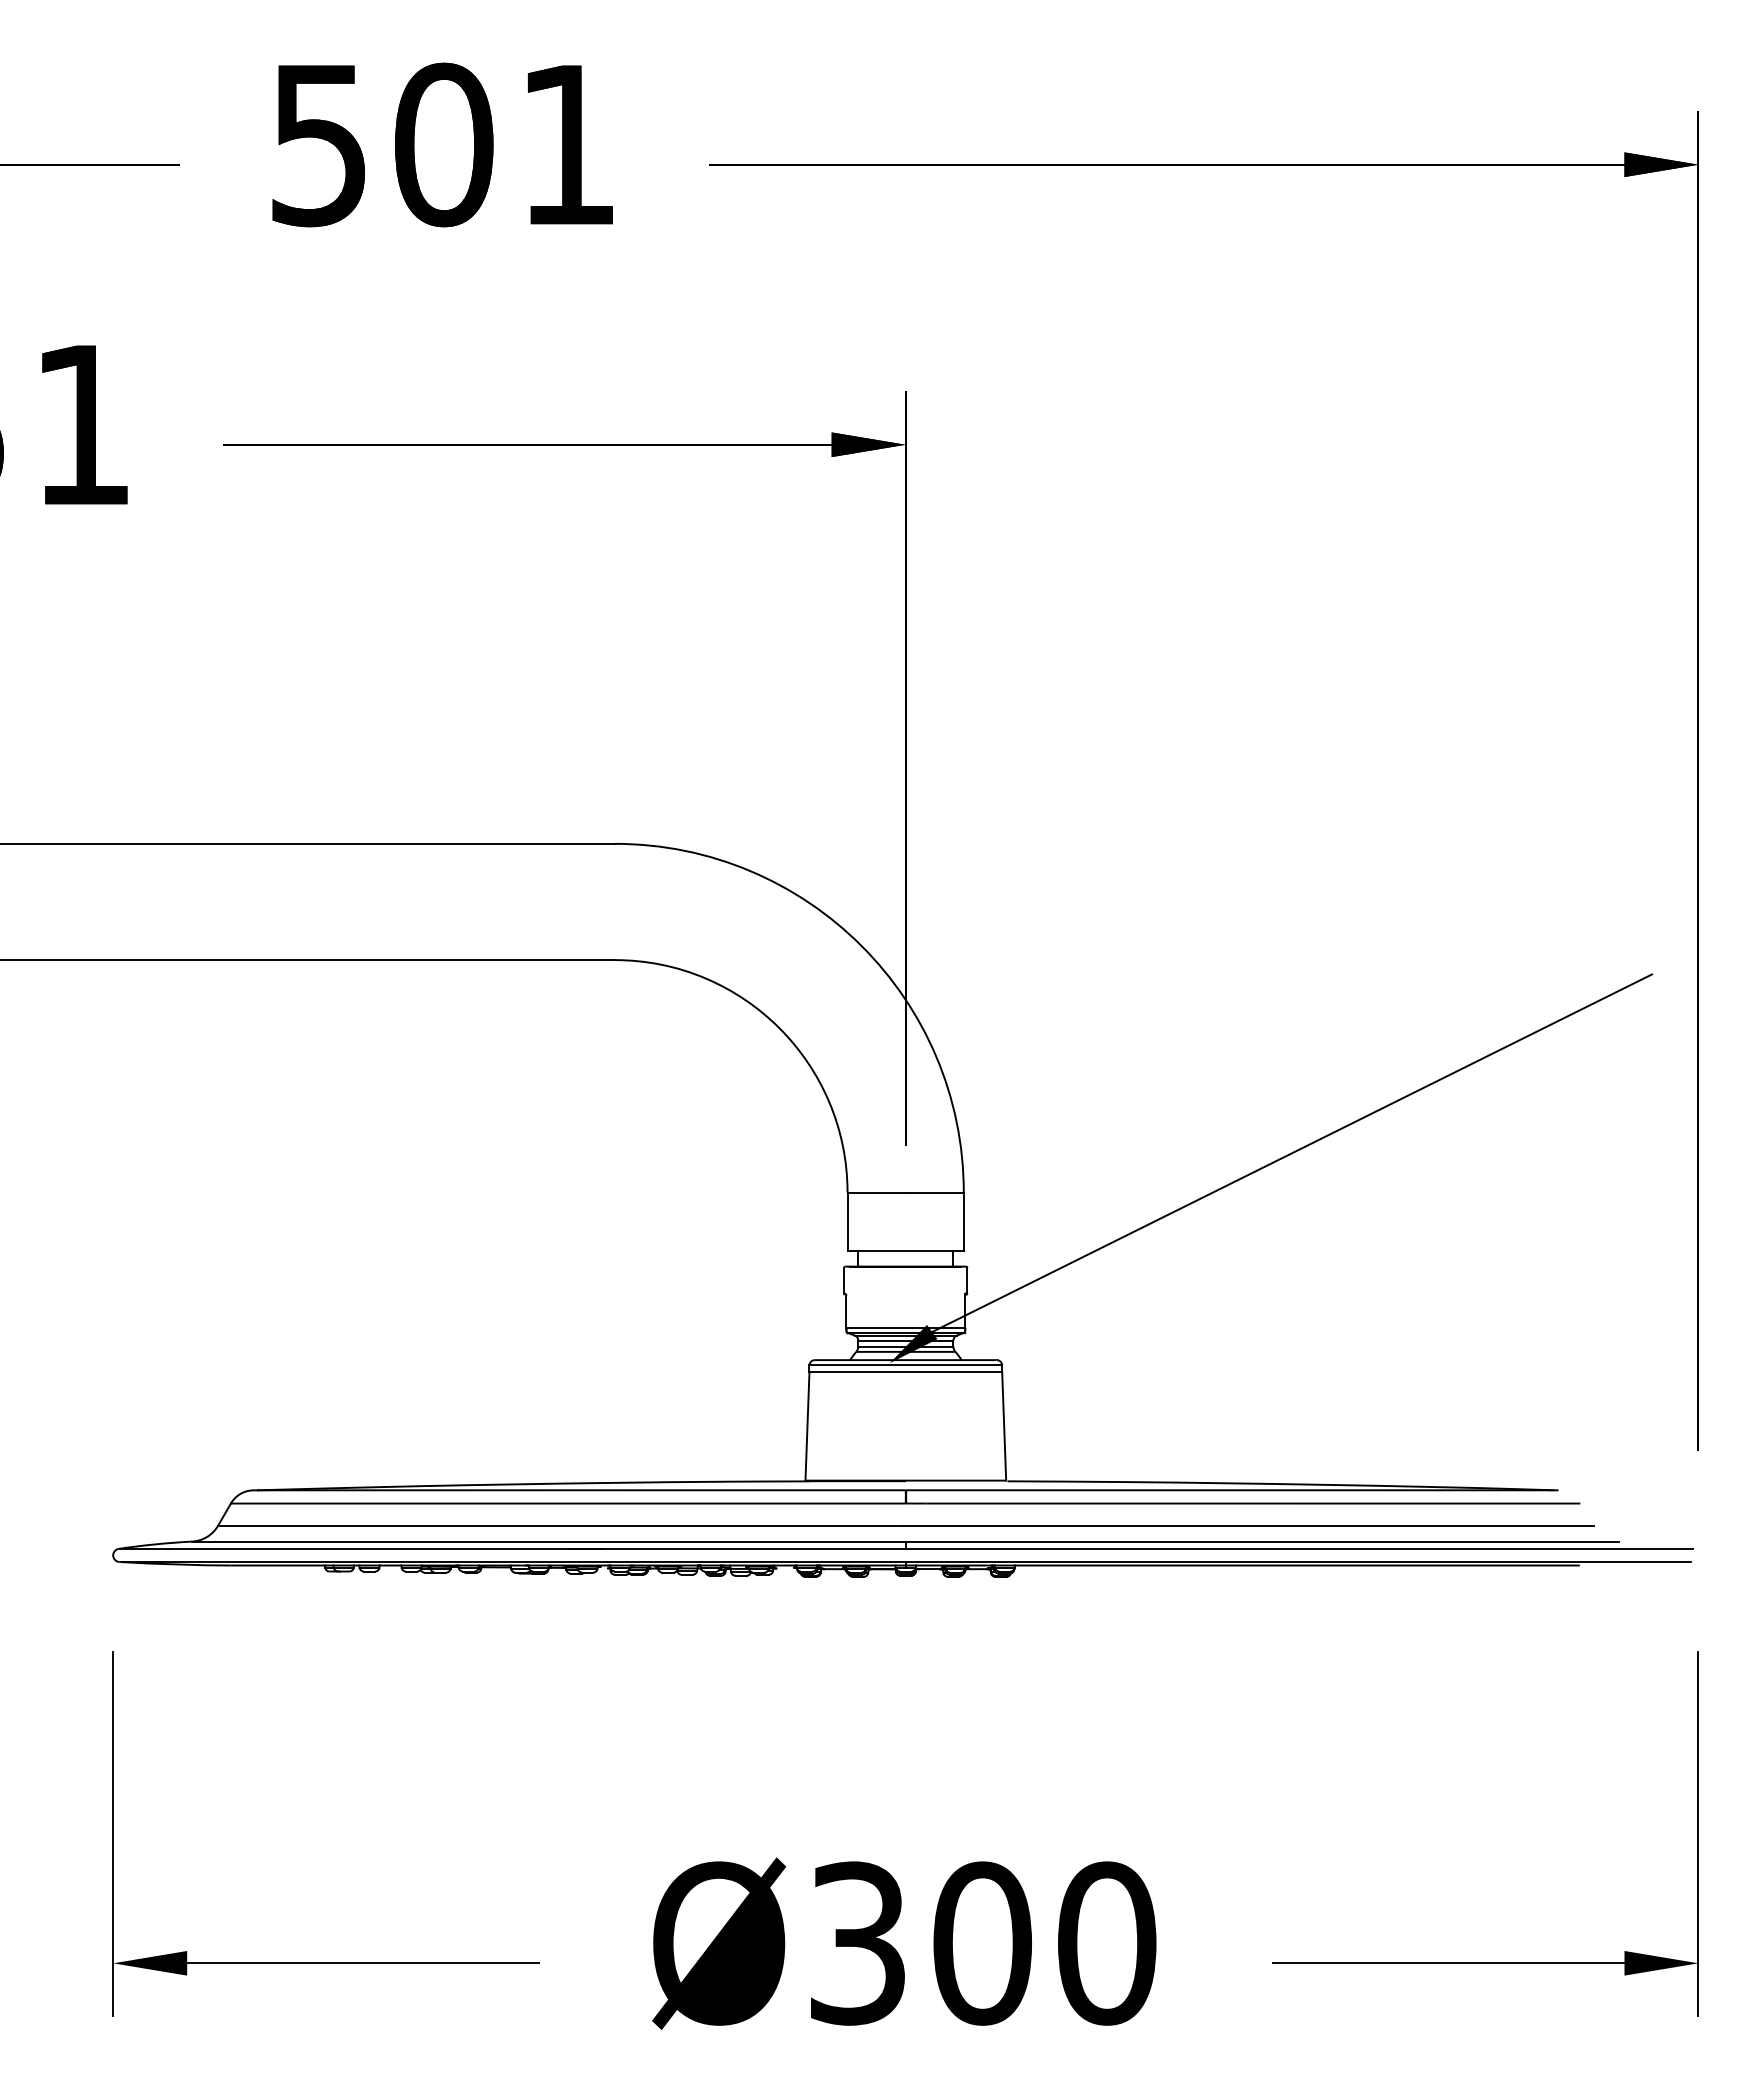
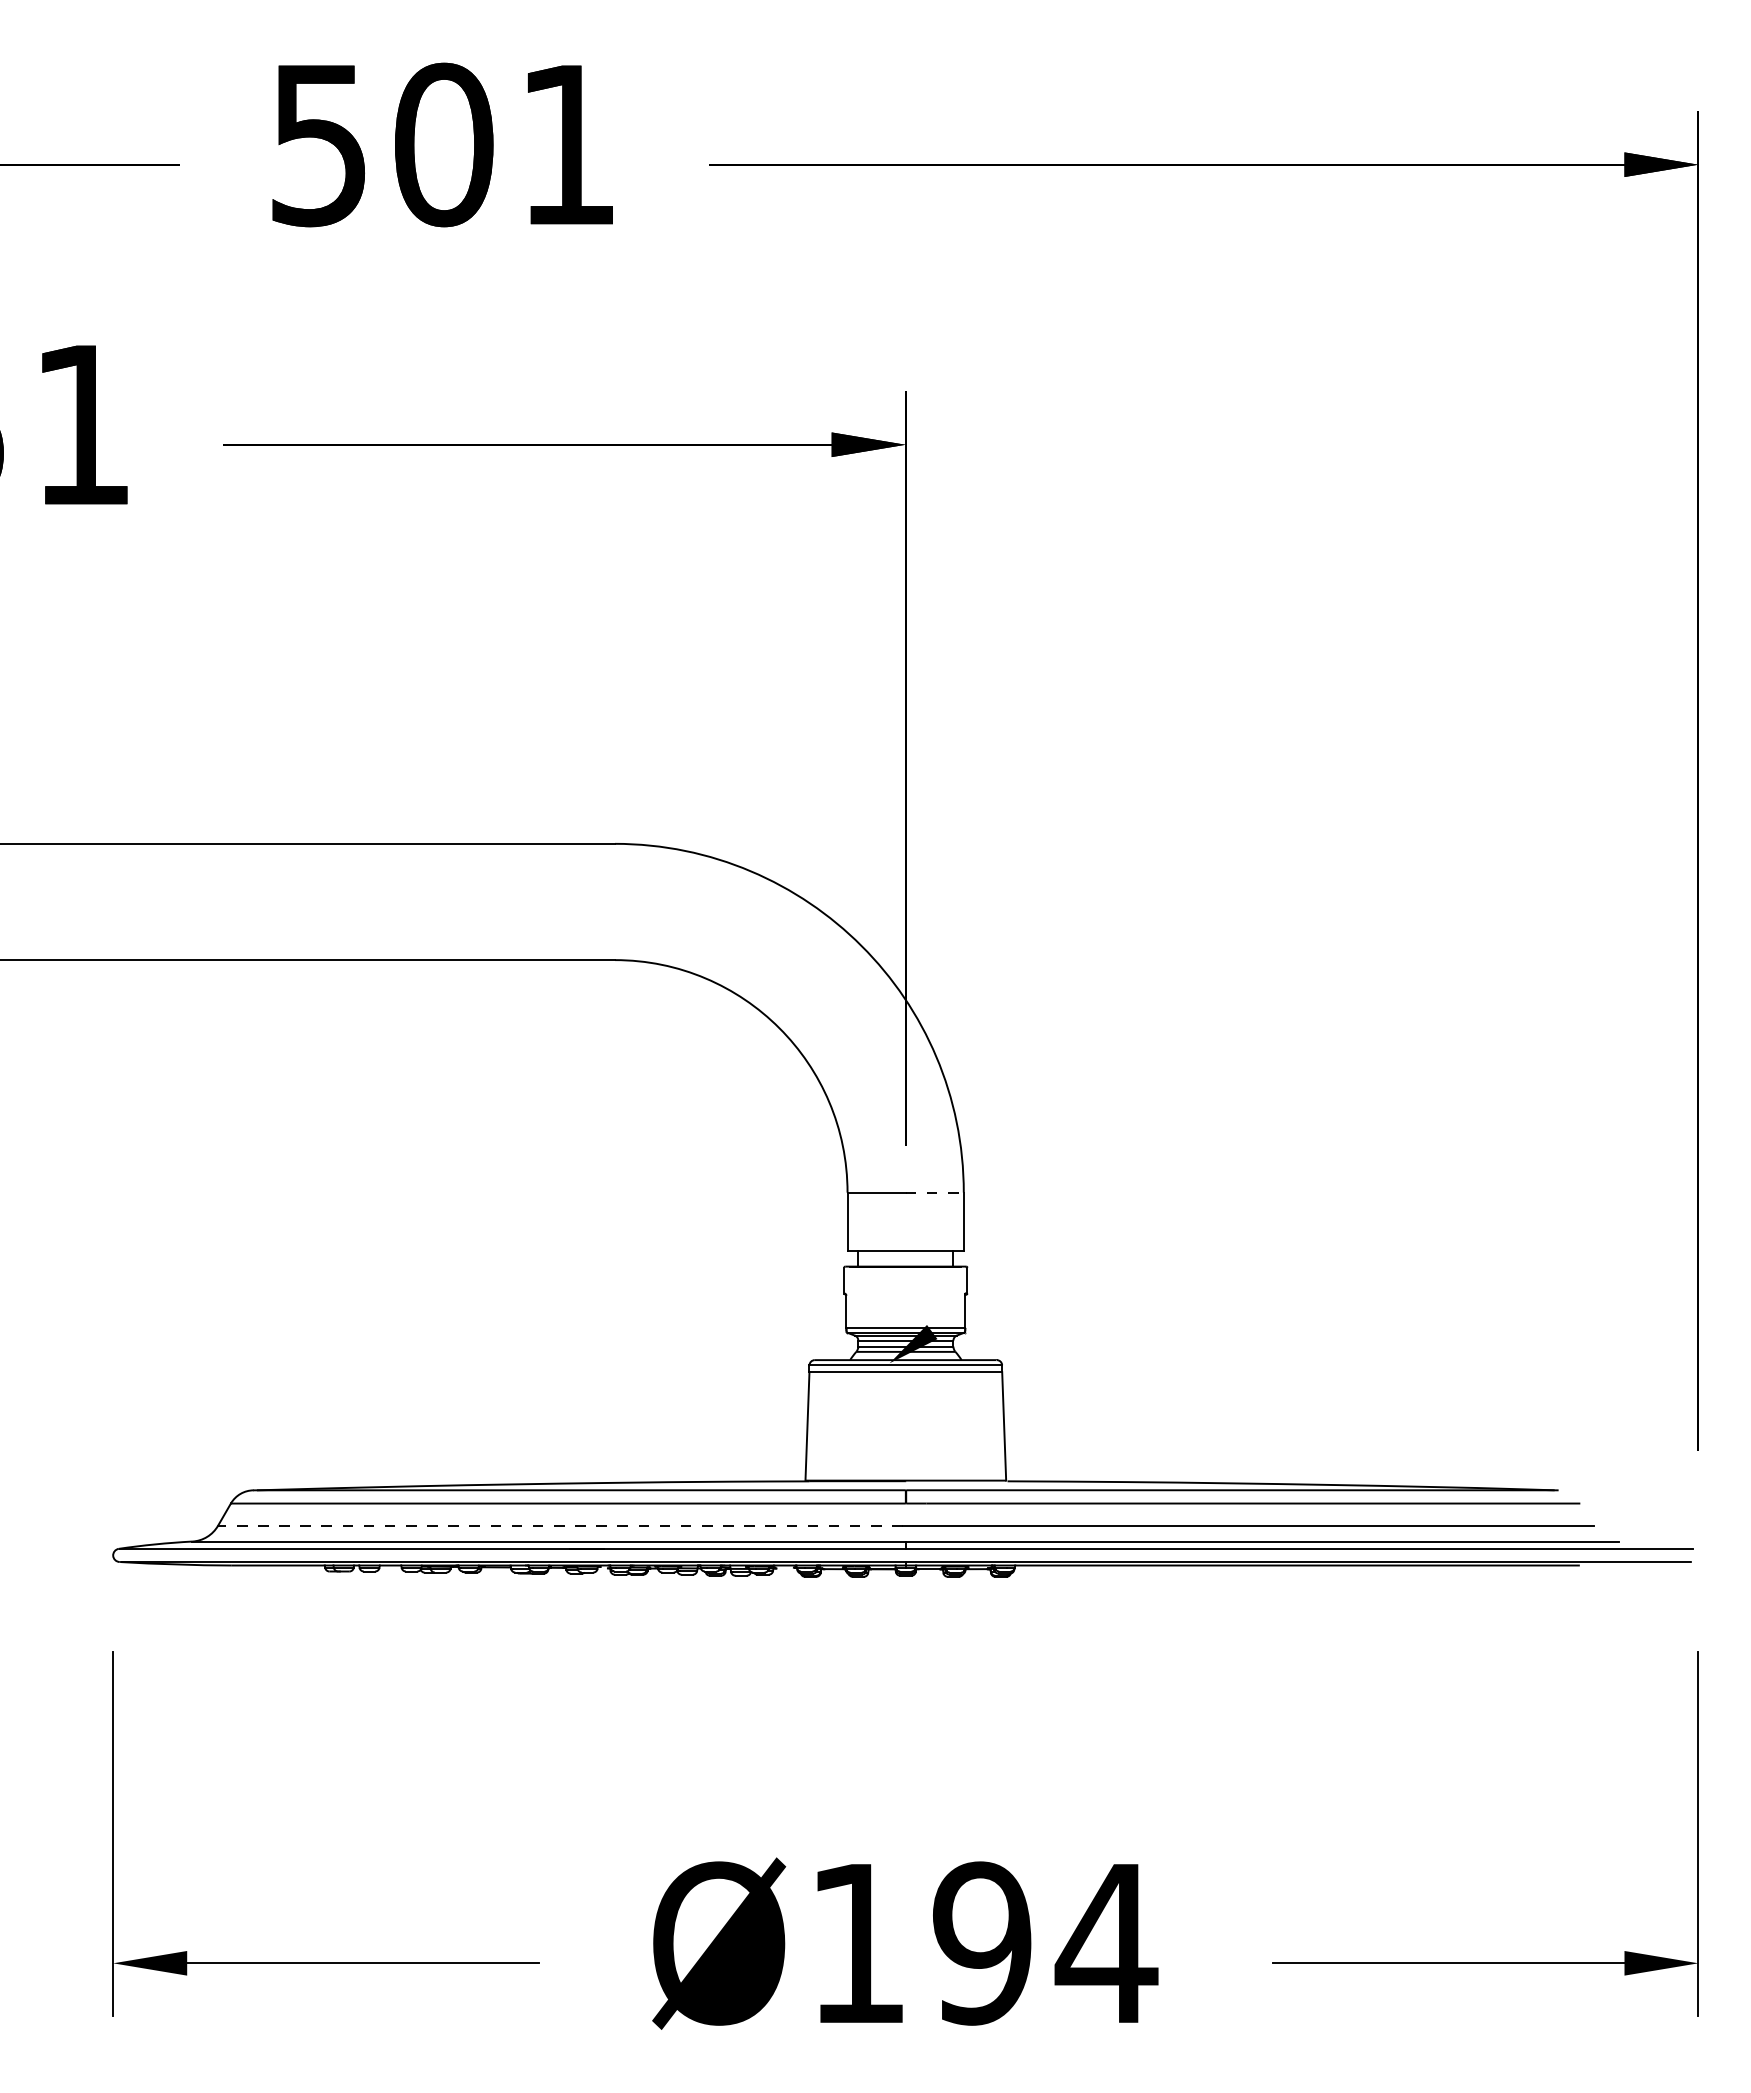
line: present -> none (1292, 1153)
line: solid -> dashed (935, 1192)
line: solid -> dashed (559, 1525)
text: Ø300 -> Ø194 (984, 1943)
